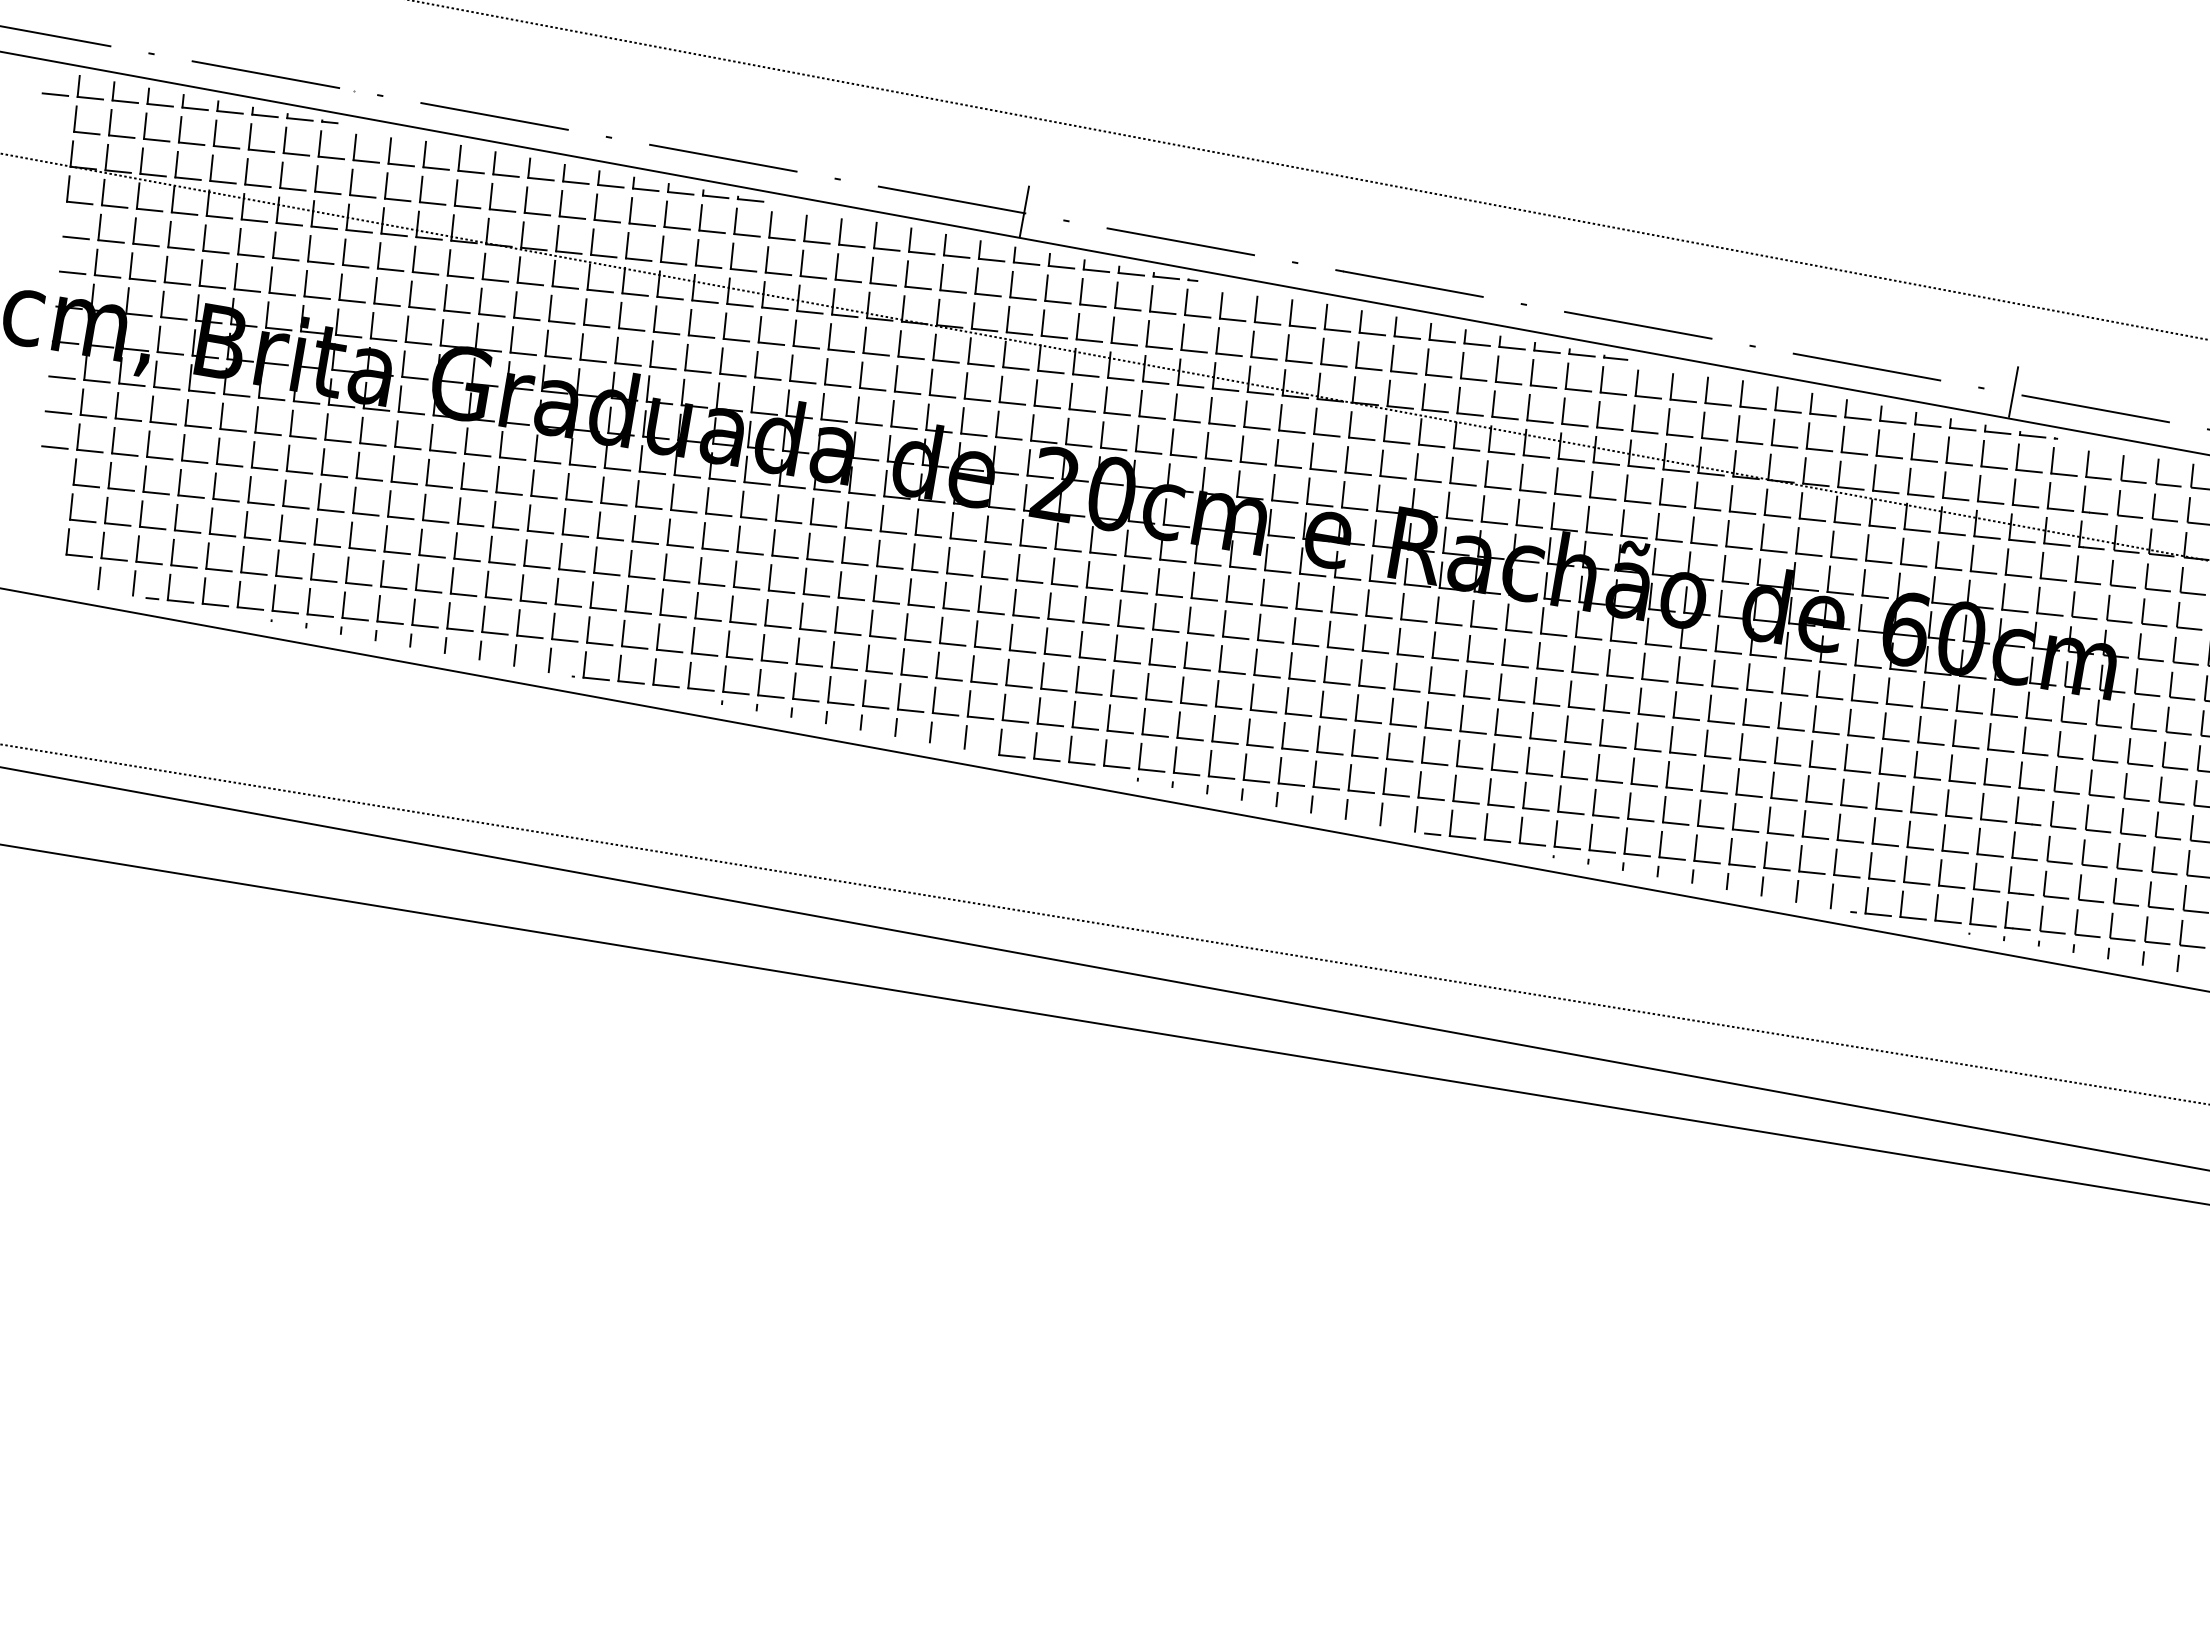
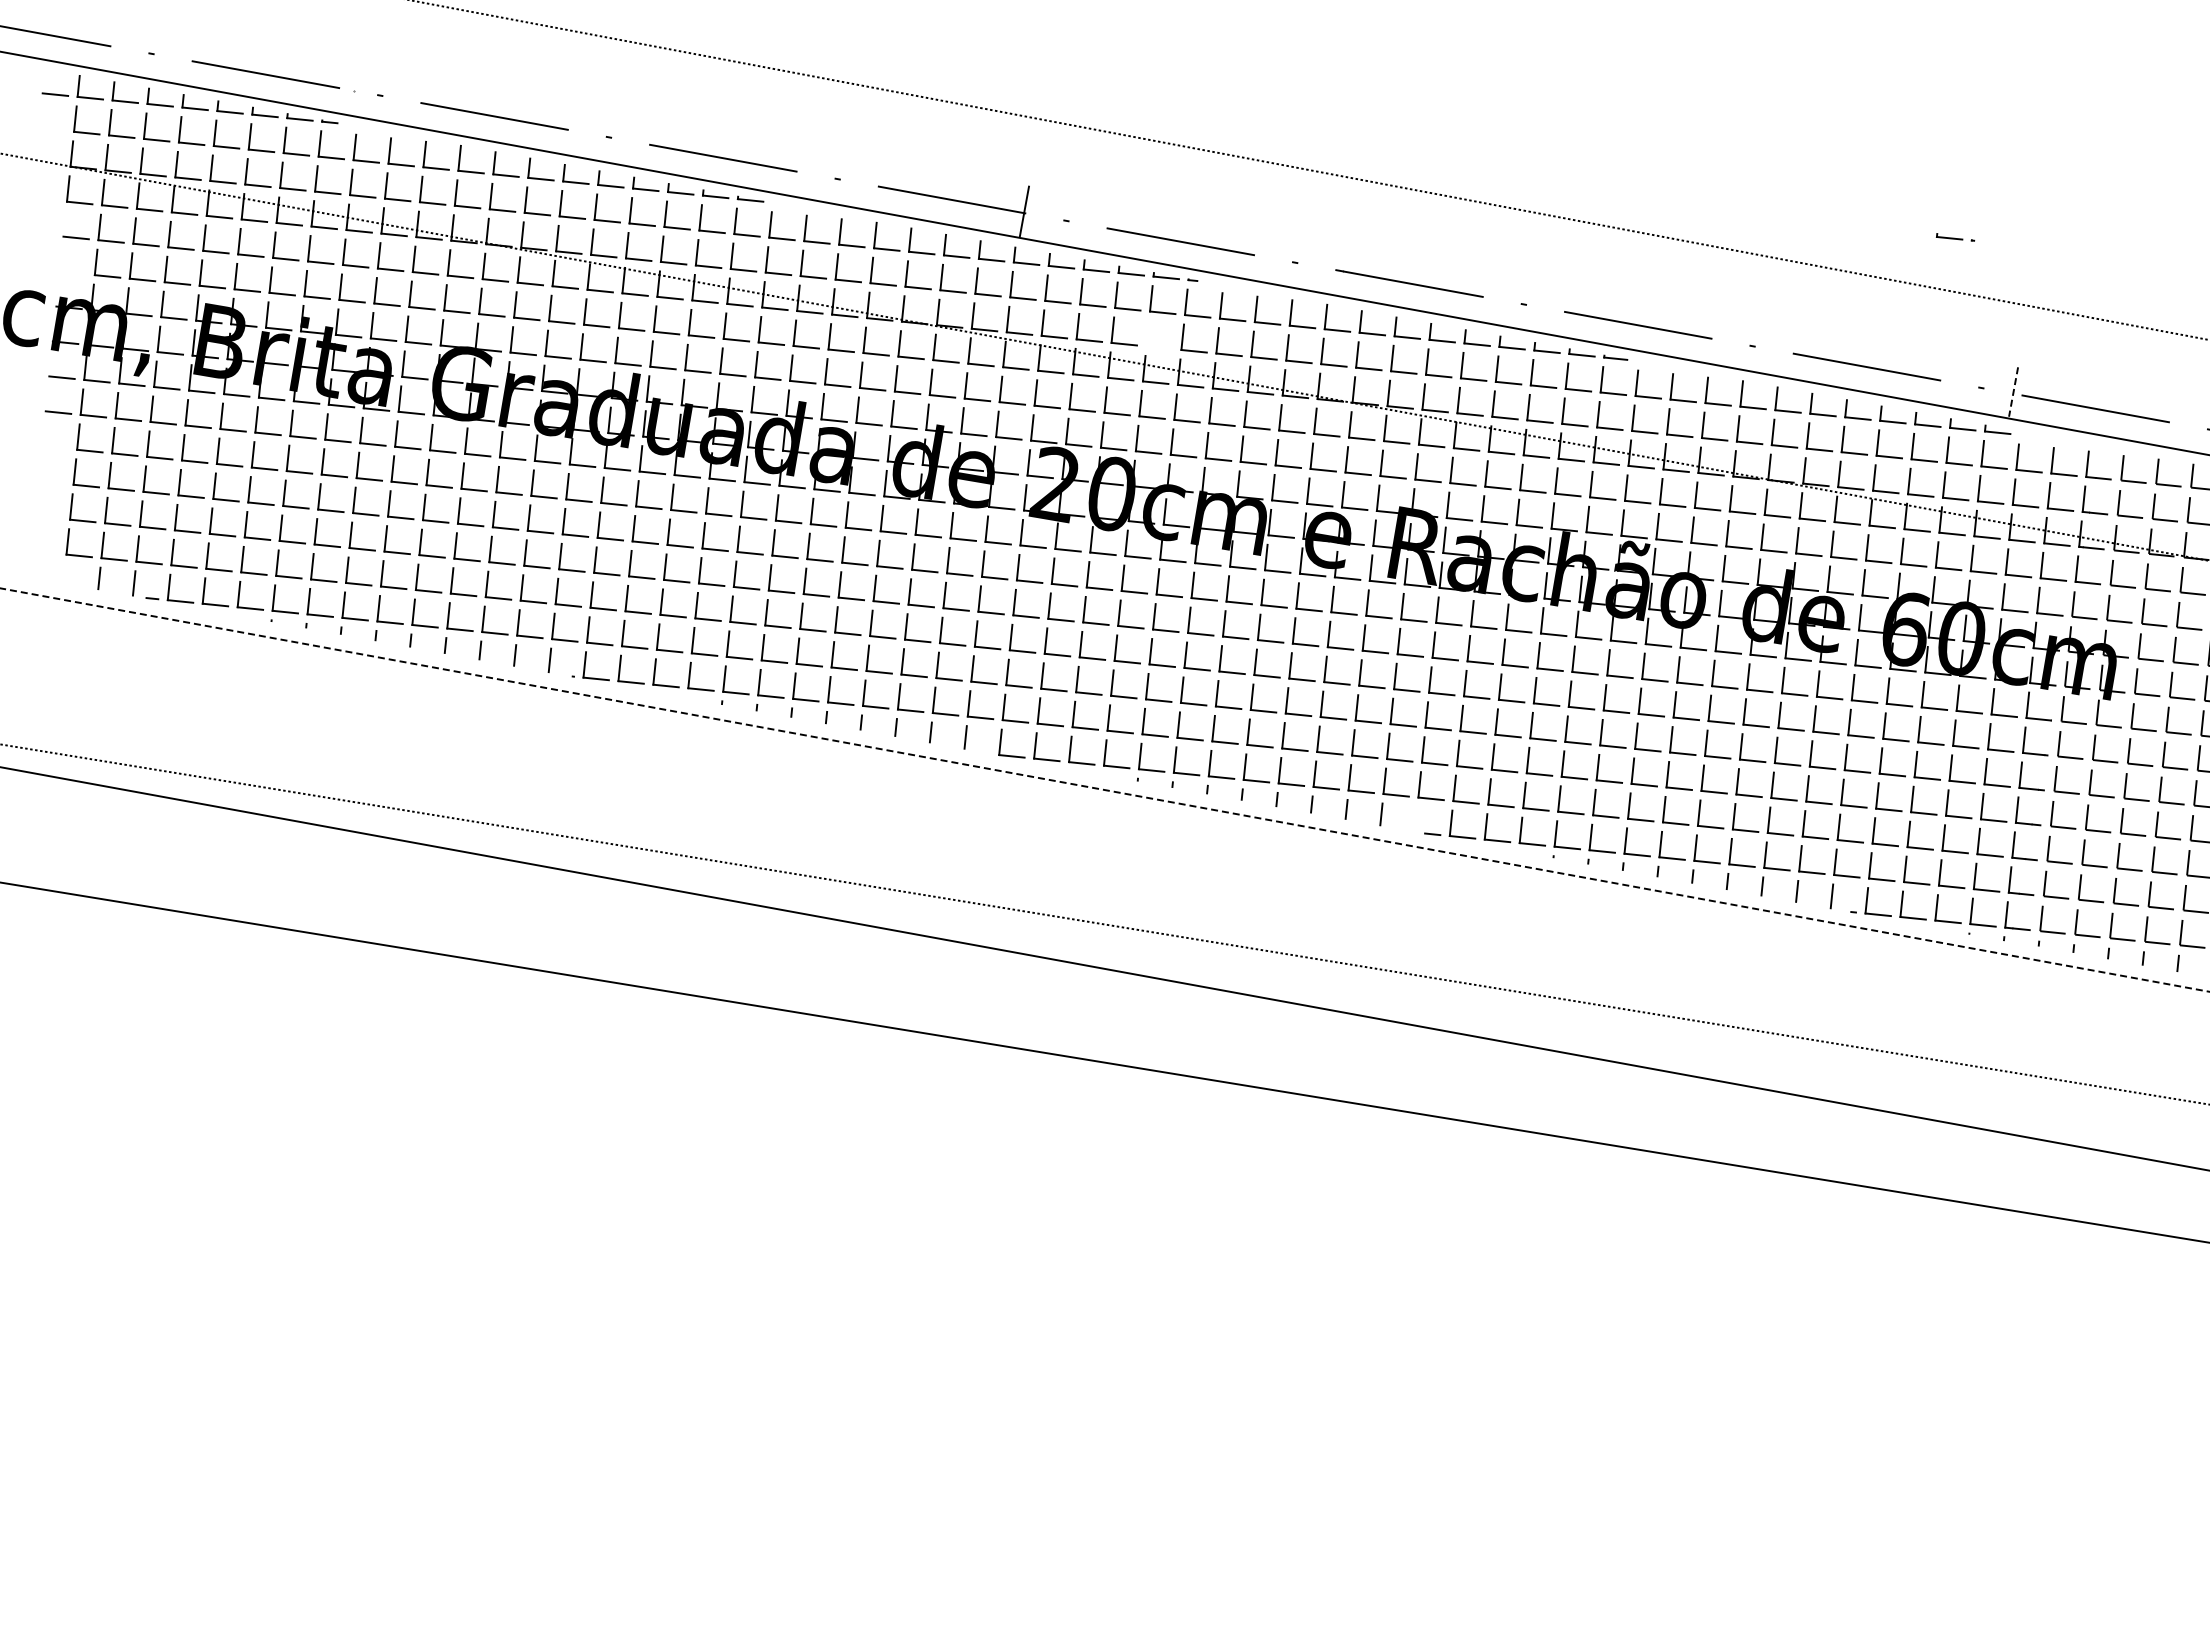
line: present -> none (72, 272)
part: present -> none (1148, 334)
line: solid -> dashed (2013, 392)
part position: (2038, 435) -> (1955, 237) (1955, 237)
line: present -> none (54, 447)
line: solid -> dashed (1105, 790)
line: present -> none (1415, 819)
line position: (1104, 1024) -> (1104, 1062) (1104, 1062)
